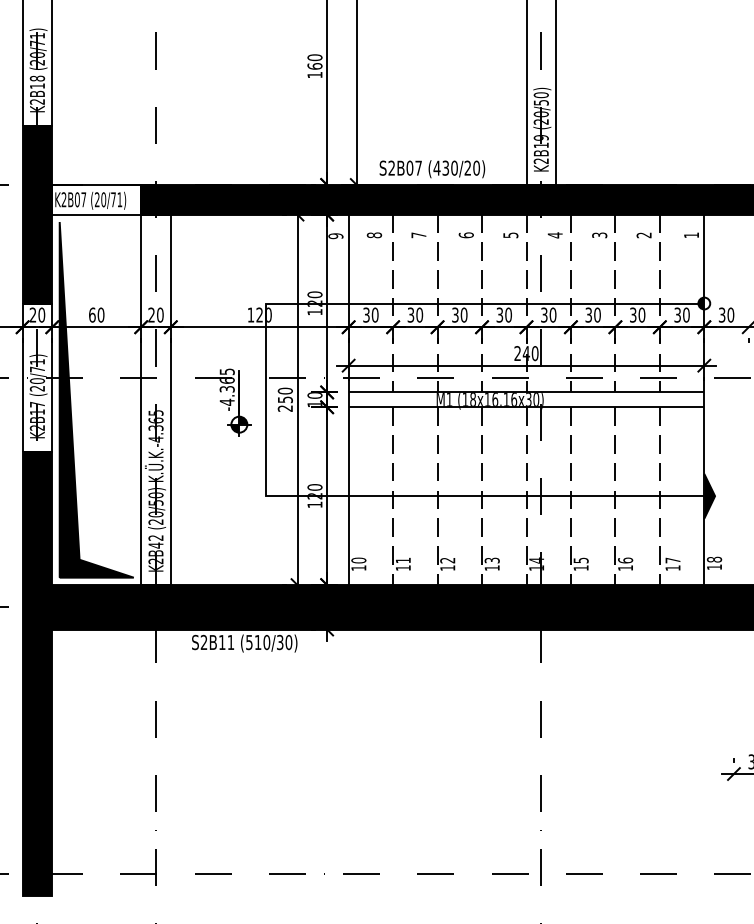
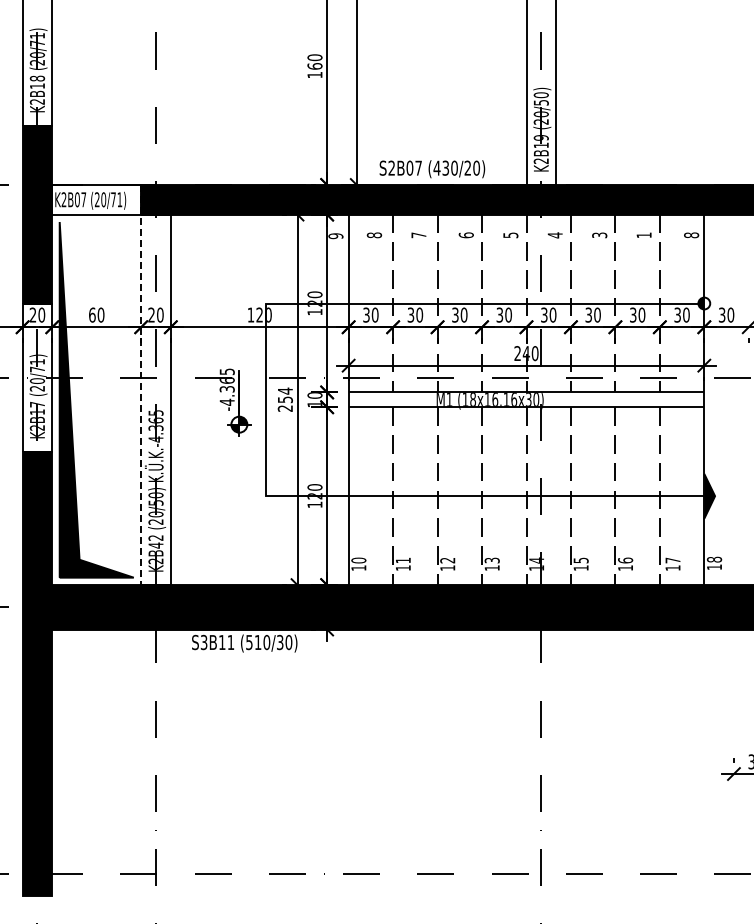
text: 2 -> 1 (643, 235)
text: 1 -> 8 (691, 235)
line: solid -> dashed (141, 385)
text: 250 -> 254 (284, 390)
text: S2B11 -> S3B11 (203, 642)
